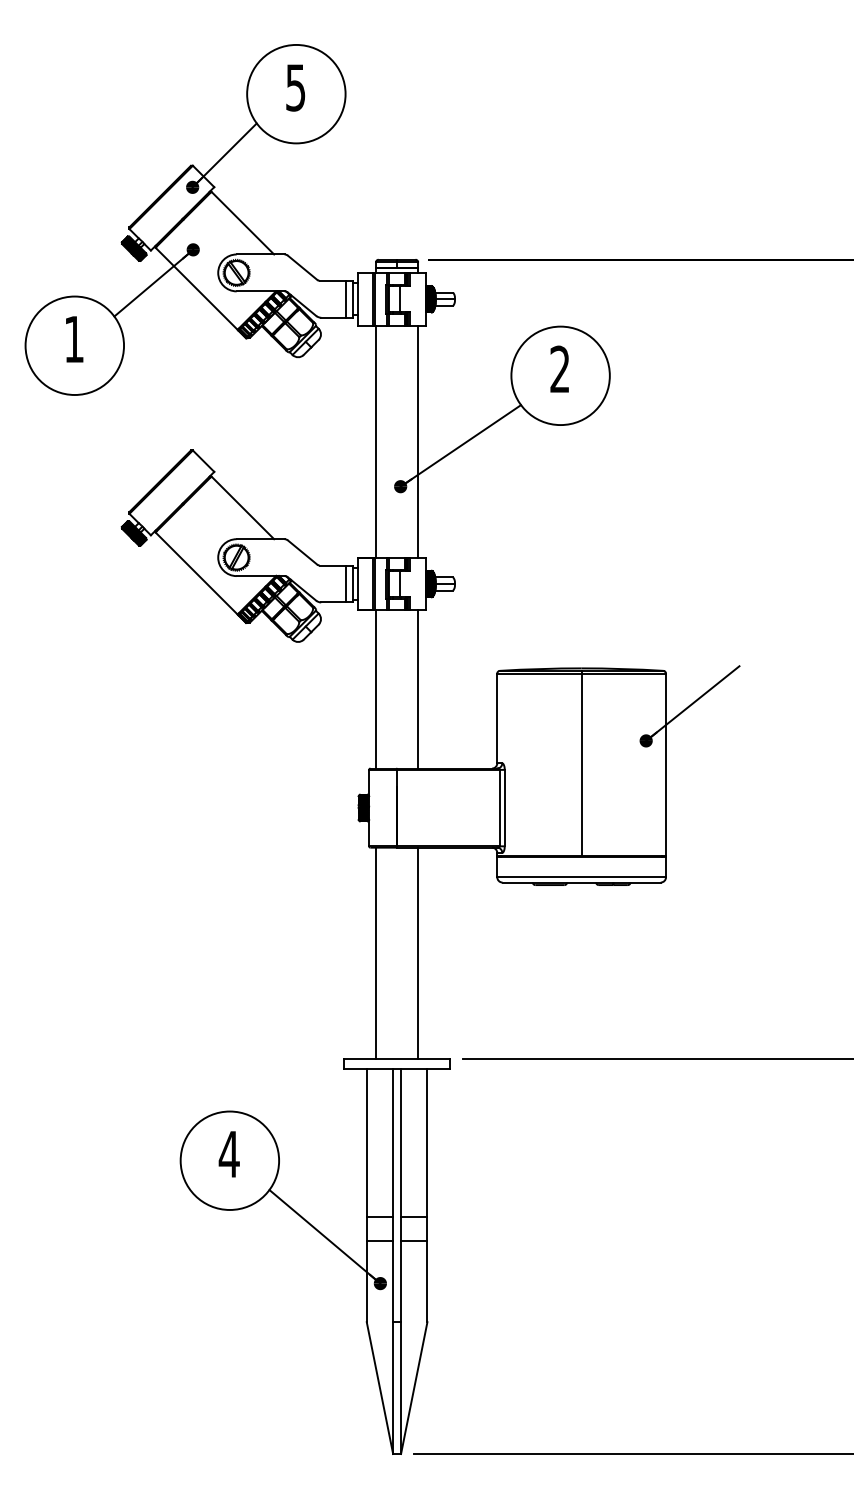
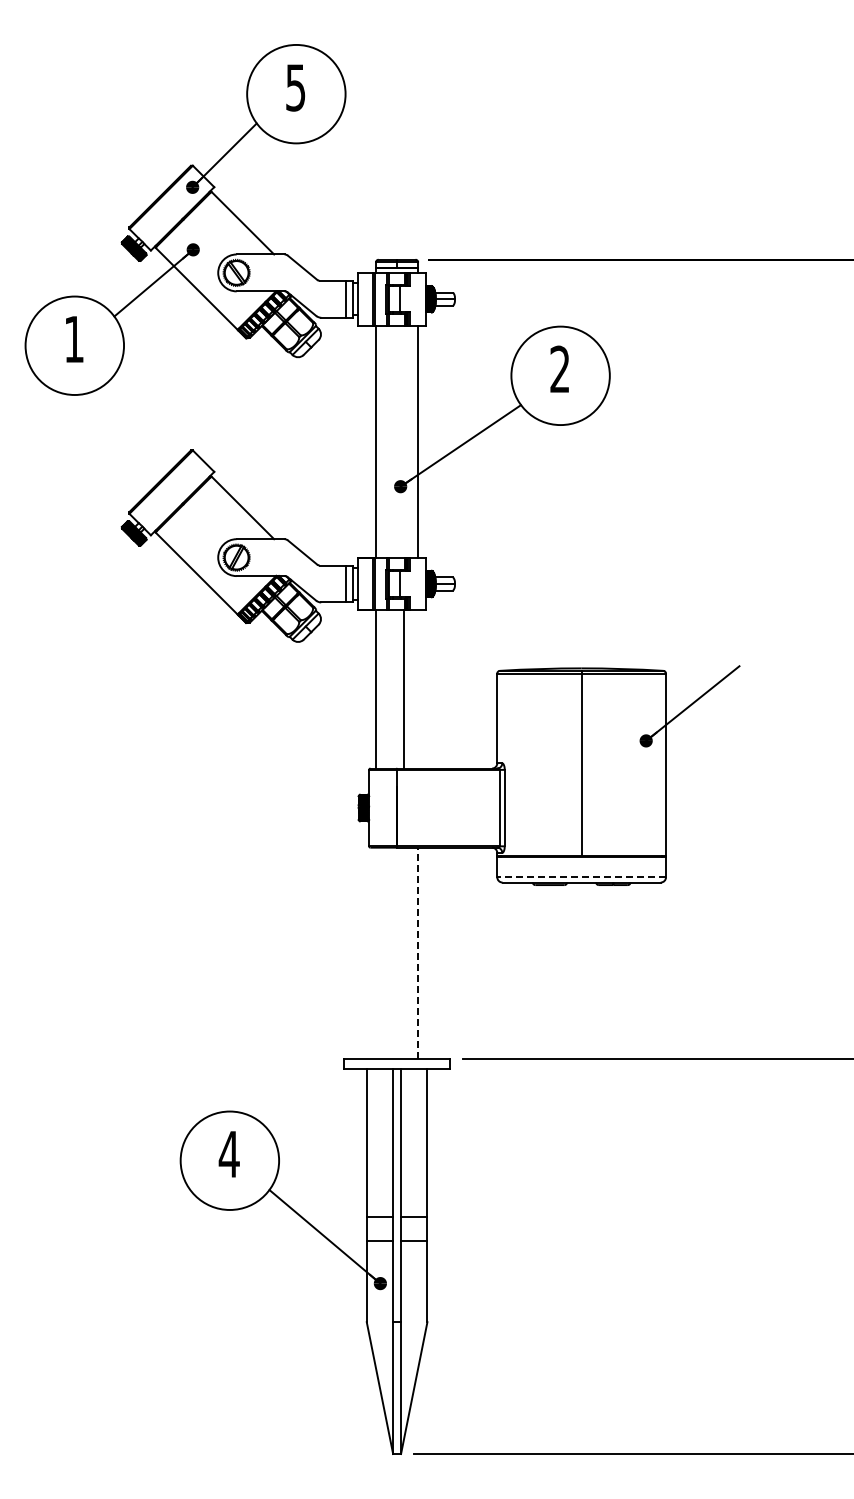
line position: (418, 689) -> (404, 689) (404, 689)
line: solid -> dashed (581, 877)
line: present -> none (376, 952)
line: solid -> dashed (418, 952)
